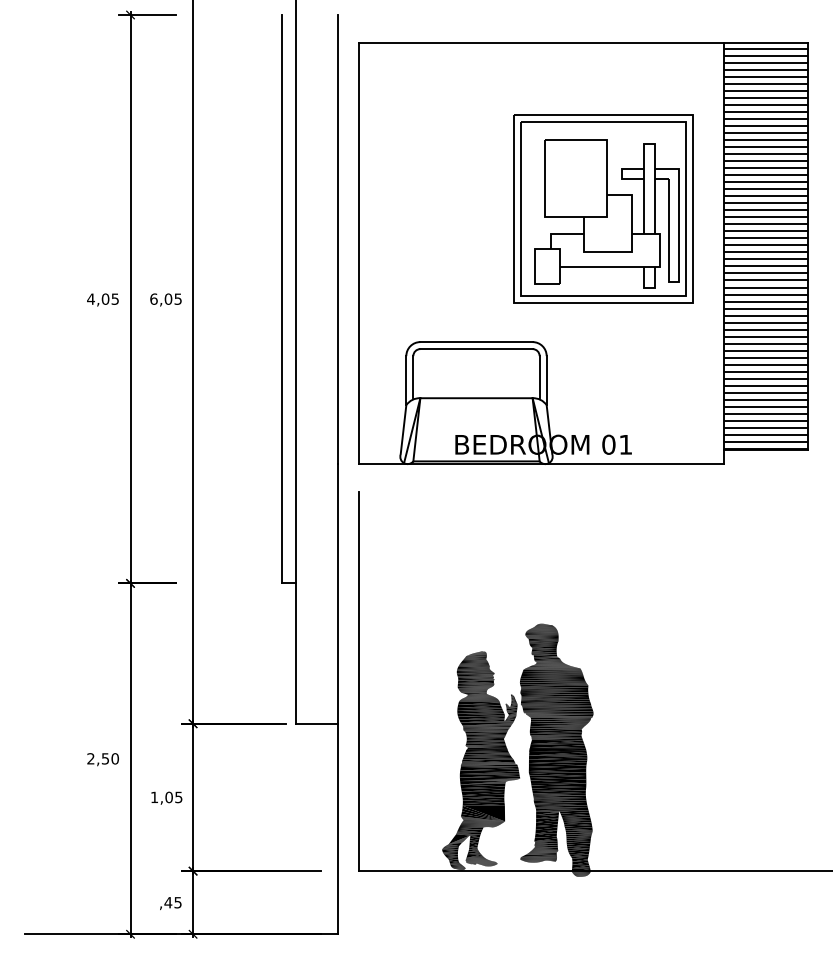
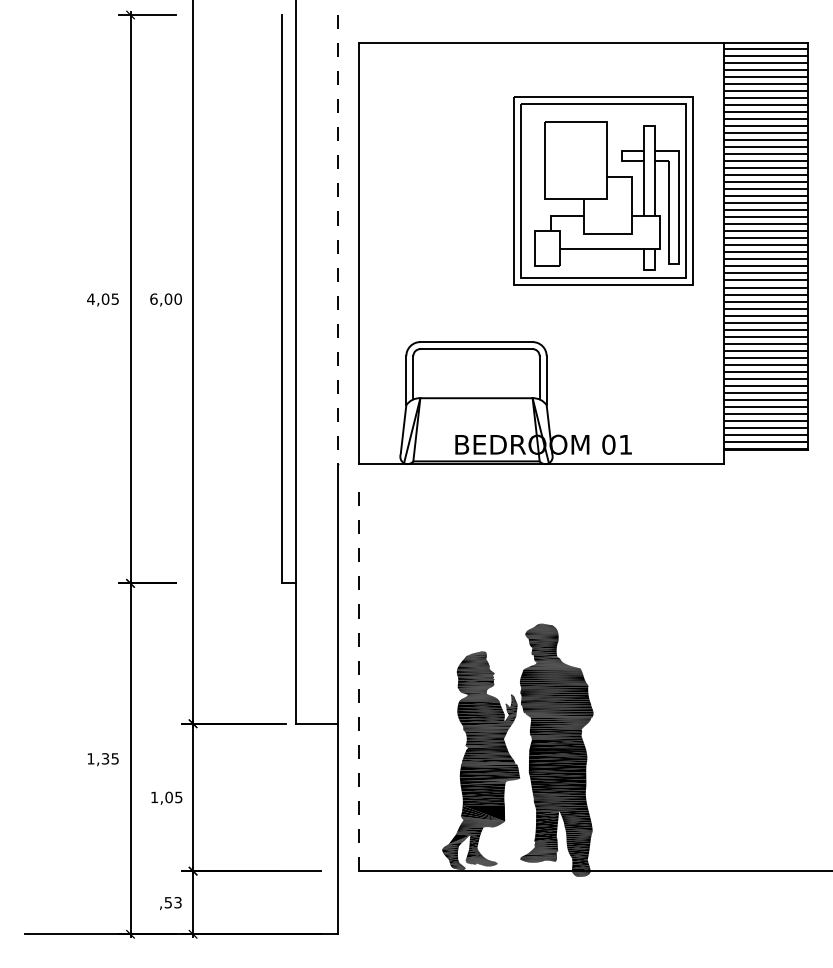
part position: (603, 208) -> (603, 190) (603, 190)
line: solid -> dashed (337, 239)
text: 6,05 -> 6,00 (177, 298)
line: solid -> dashed (358, 682)
text: 2,50 -> 1,35 (102, 758)
text: ,45 -> ,53 (172, 902)
